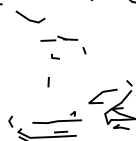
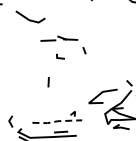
line position: (55, 57) -> (60, 57) (60, 57)
line: solid -> dashed (57, 121)
